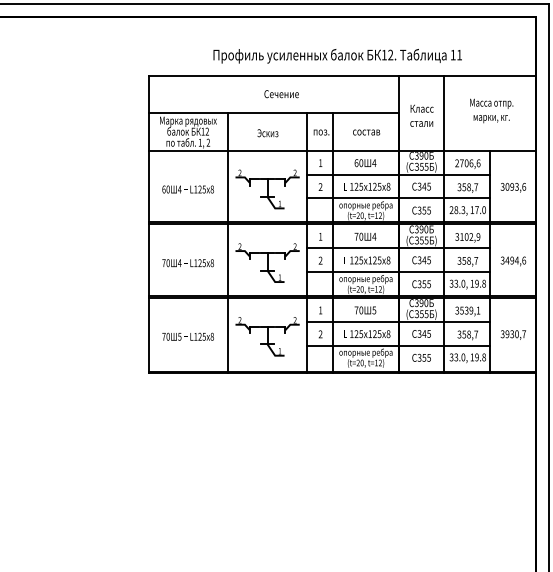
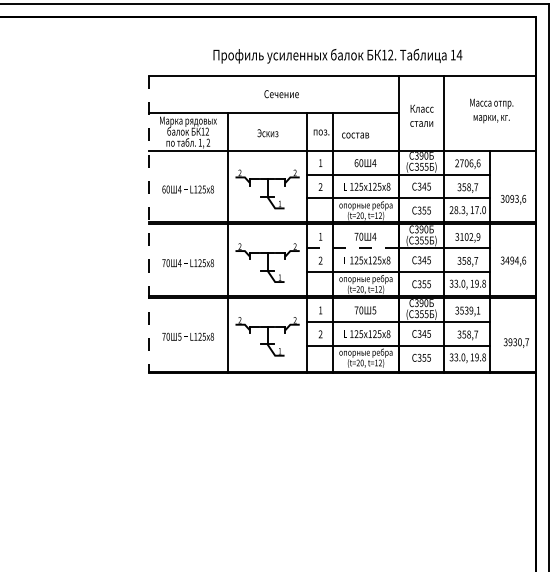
text: 11 -> 14 (459, 55)
text position: (366, 132) -> (355, 135) (355, 135)
text position: (513, 187) -> (513, 199) (513, 199)
line: solid -> dashed (149, 224)
line: solid -> dashed (352, 248)
text position: (512, 334) -> (515, 342) (515, 342)
